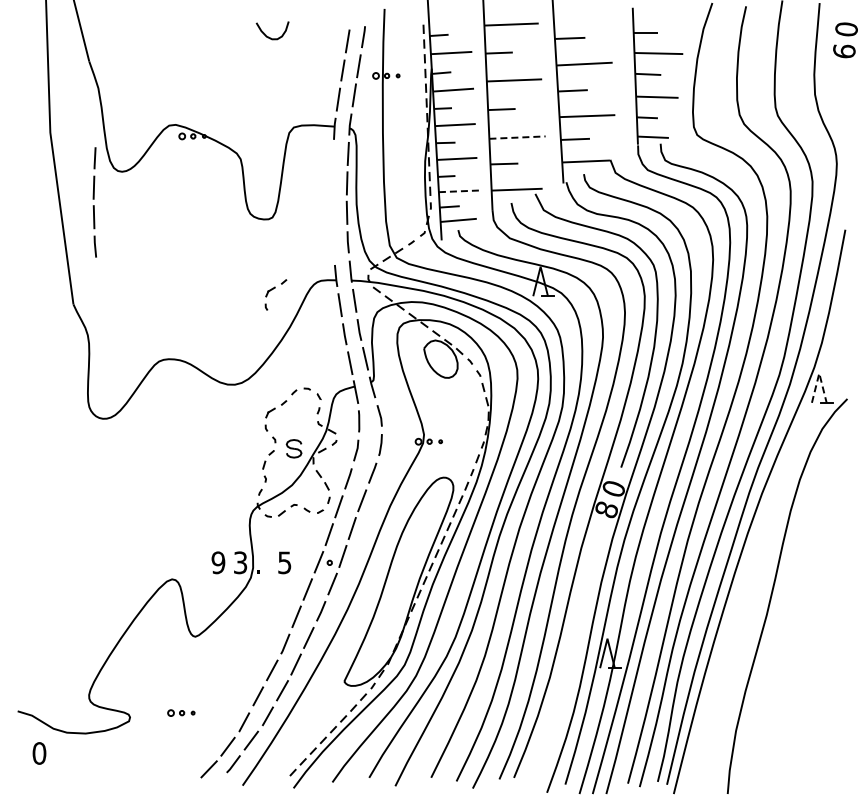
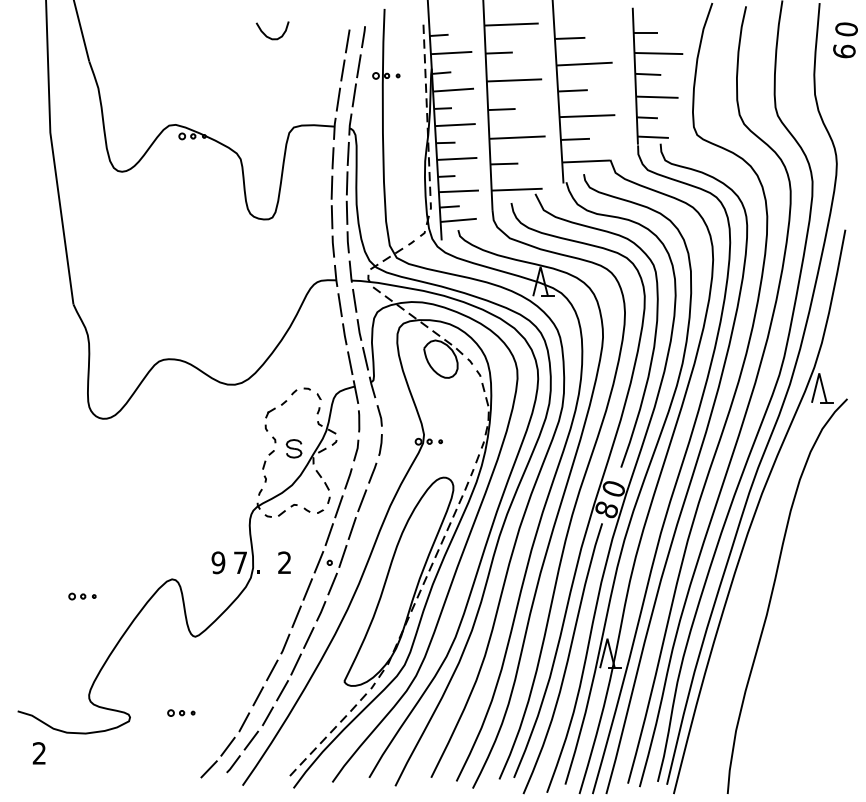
line: dashed -> solid (518, 137)
line: dashed -> solid (459, 191)
part position: (94, 202) -> (332, 202) (332, 202)
part: present -> none (275, 294)
line: dashed -> solid (819, 373)
text: 3 -> 7 (240, 562)
text: 5 -> 2 (284, 562)
part: none -> present (82, 596)
curve: none -> present (566, 660)
text: 0 -> 2 (39, 753)
